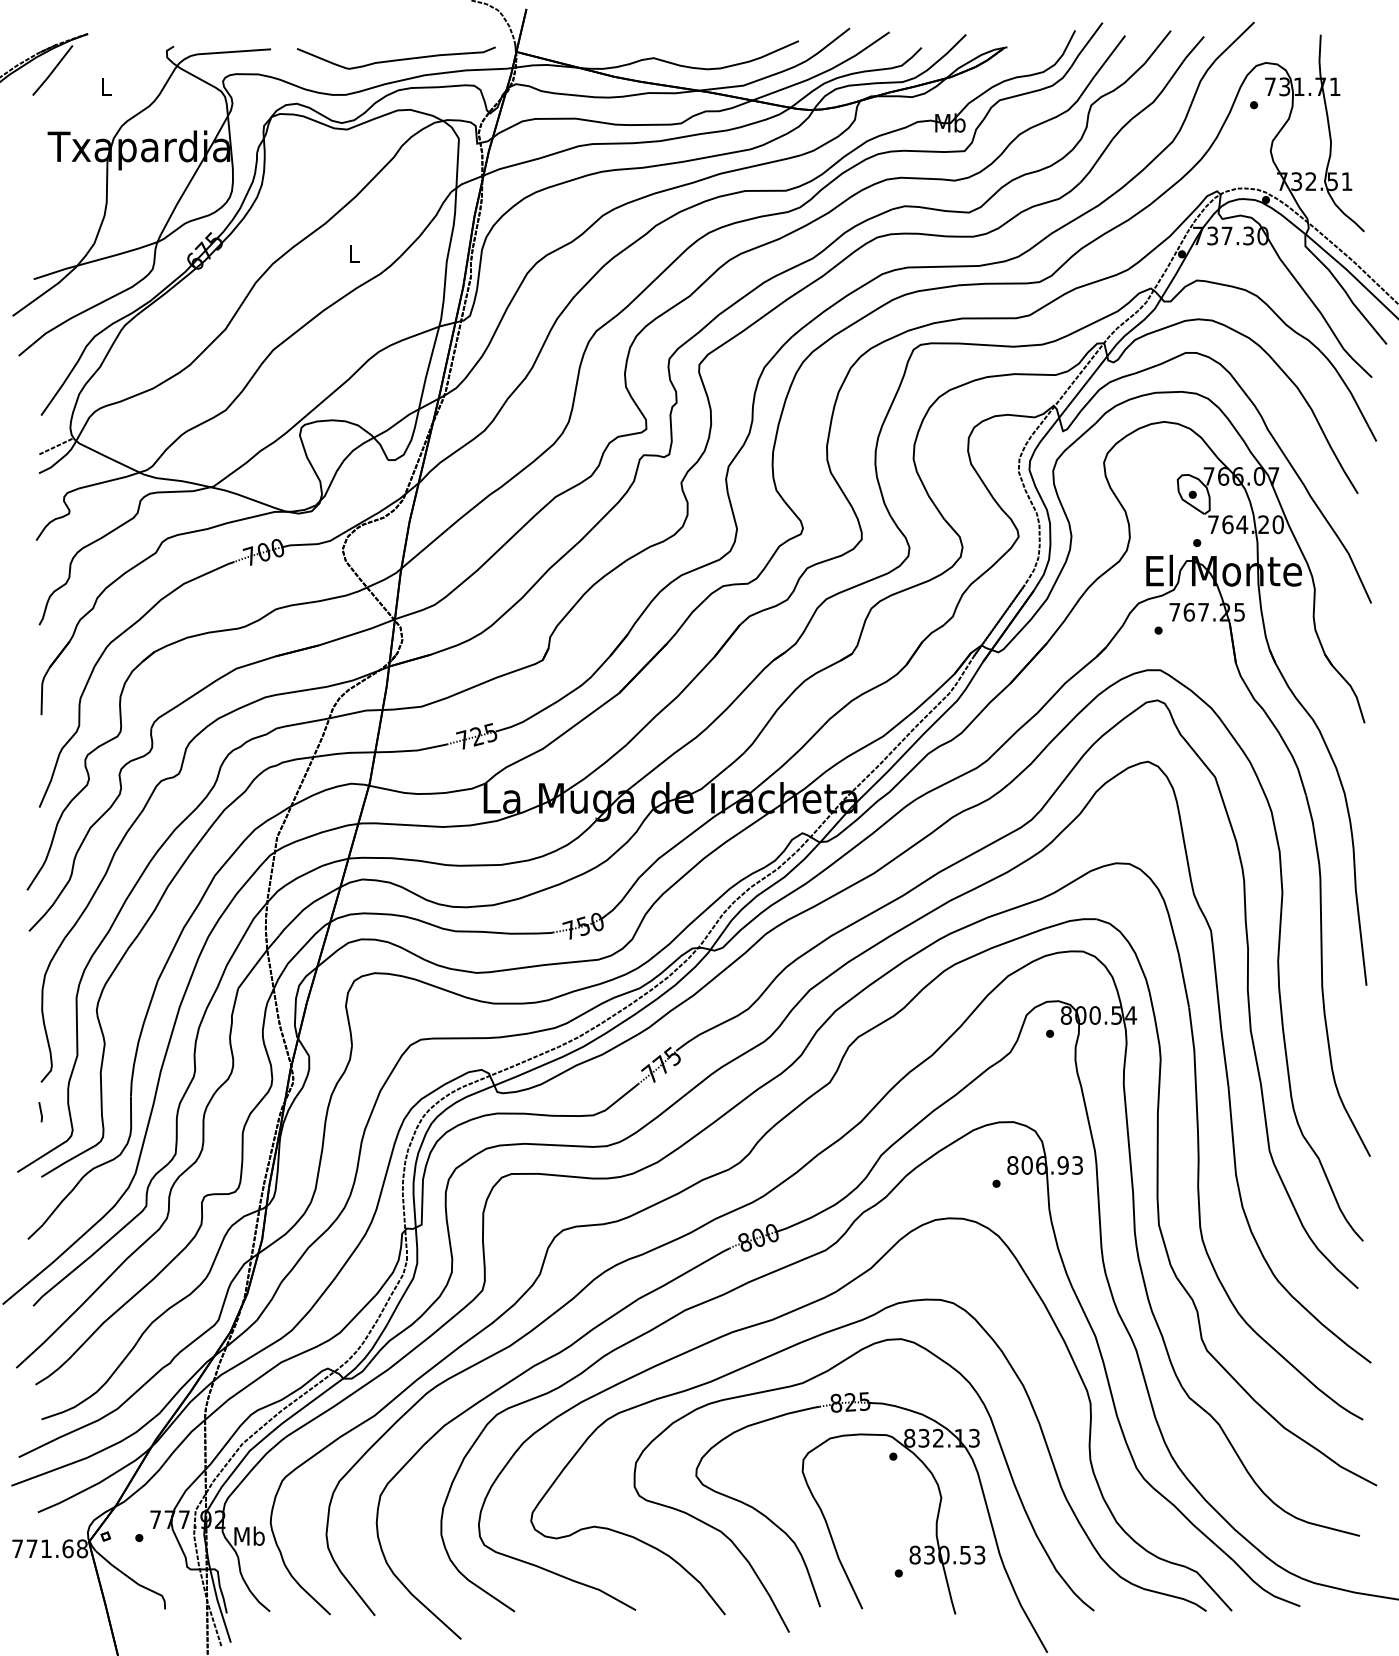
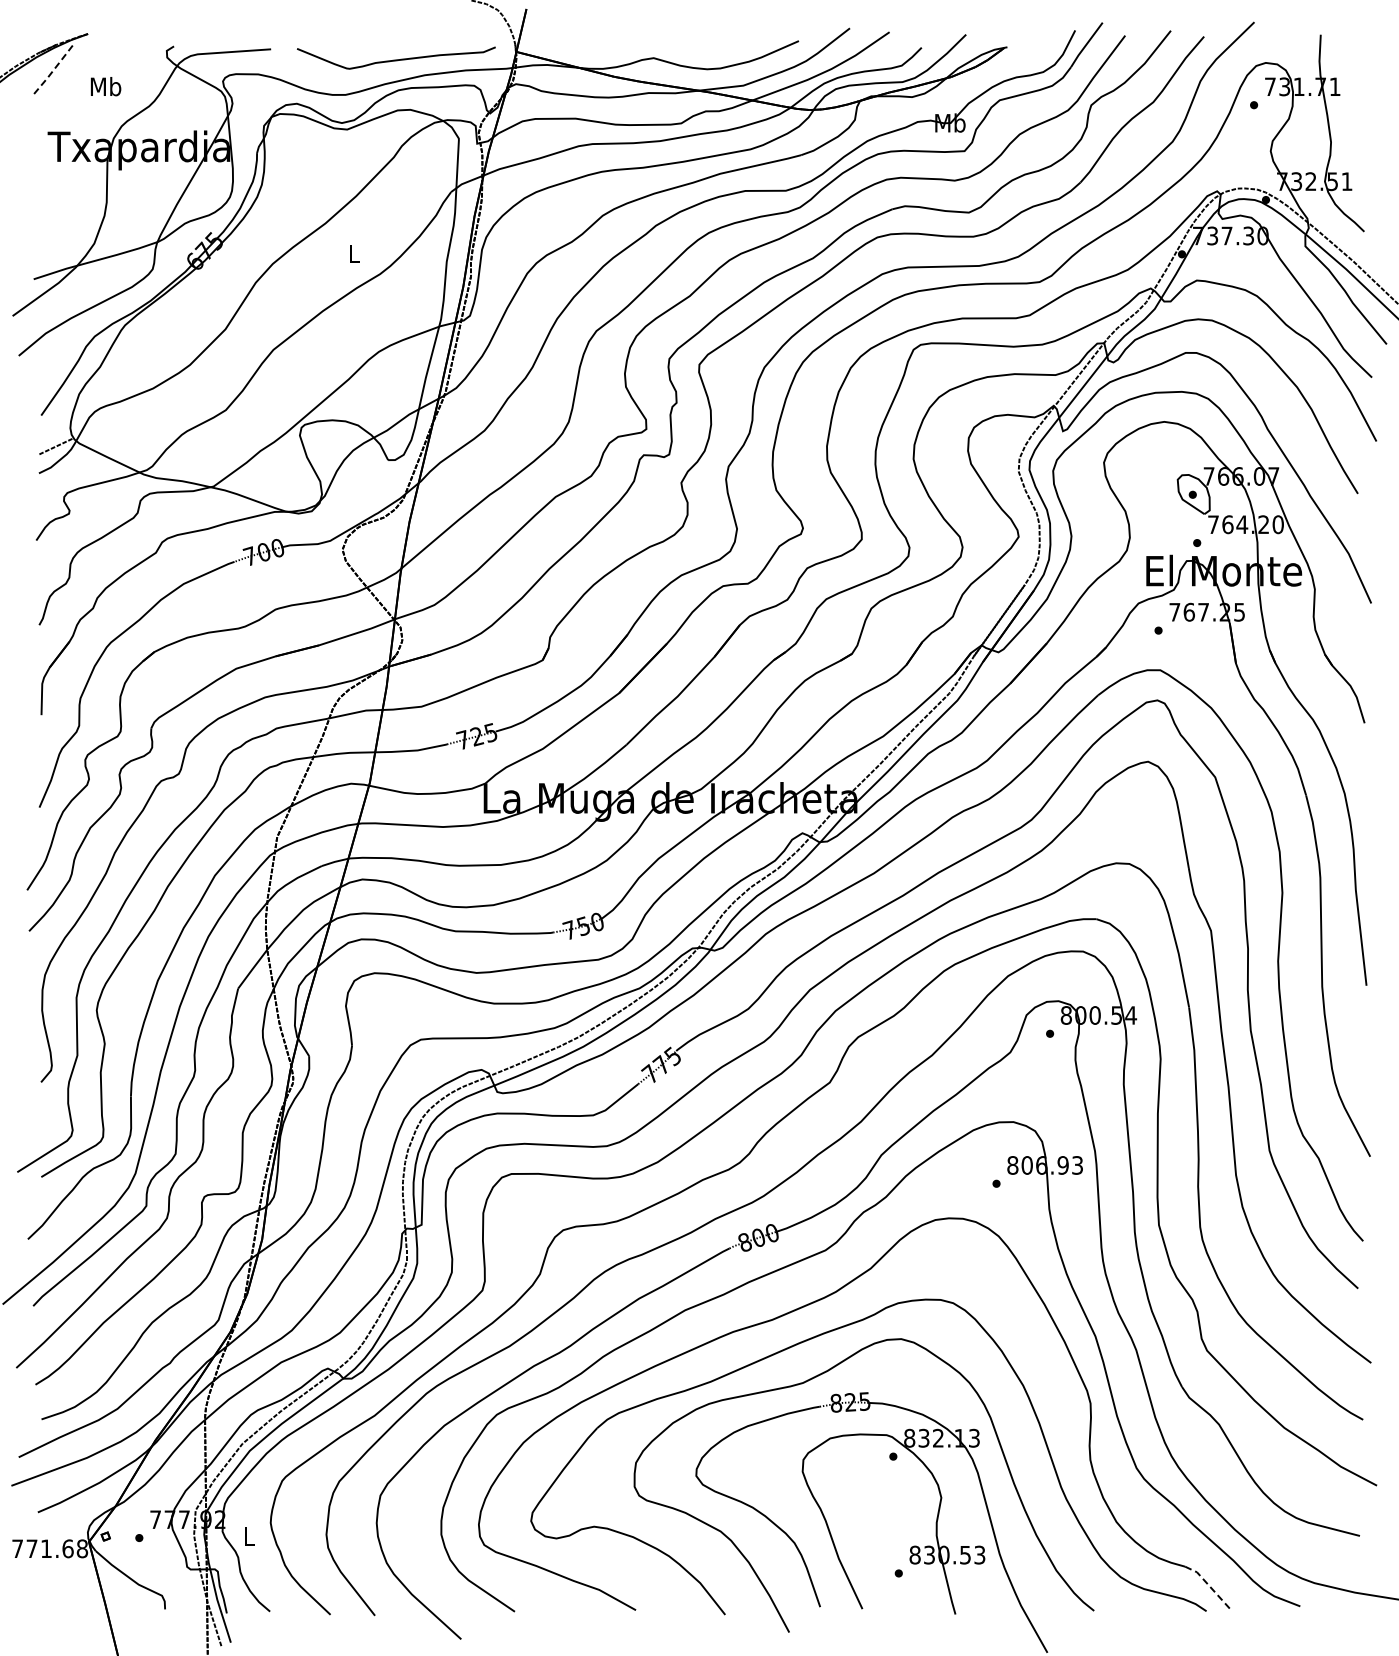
line: solid -> dashed (52, 71)
text: L -> Mb (105, 86)
line: present -> none (40, 1112)
text: Mb -> L (249, 1535)
line: solid -> dashed (1209, 1586)
